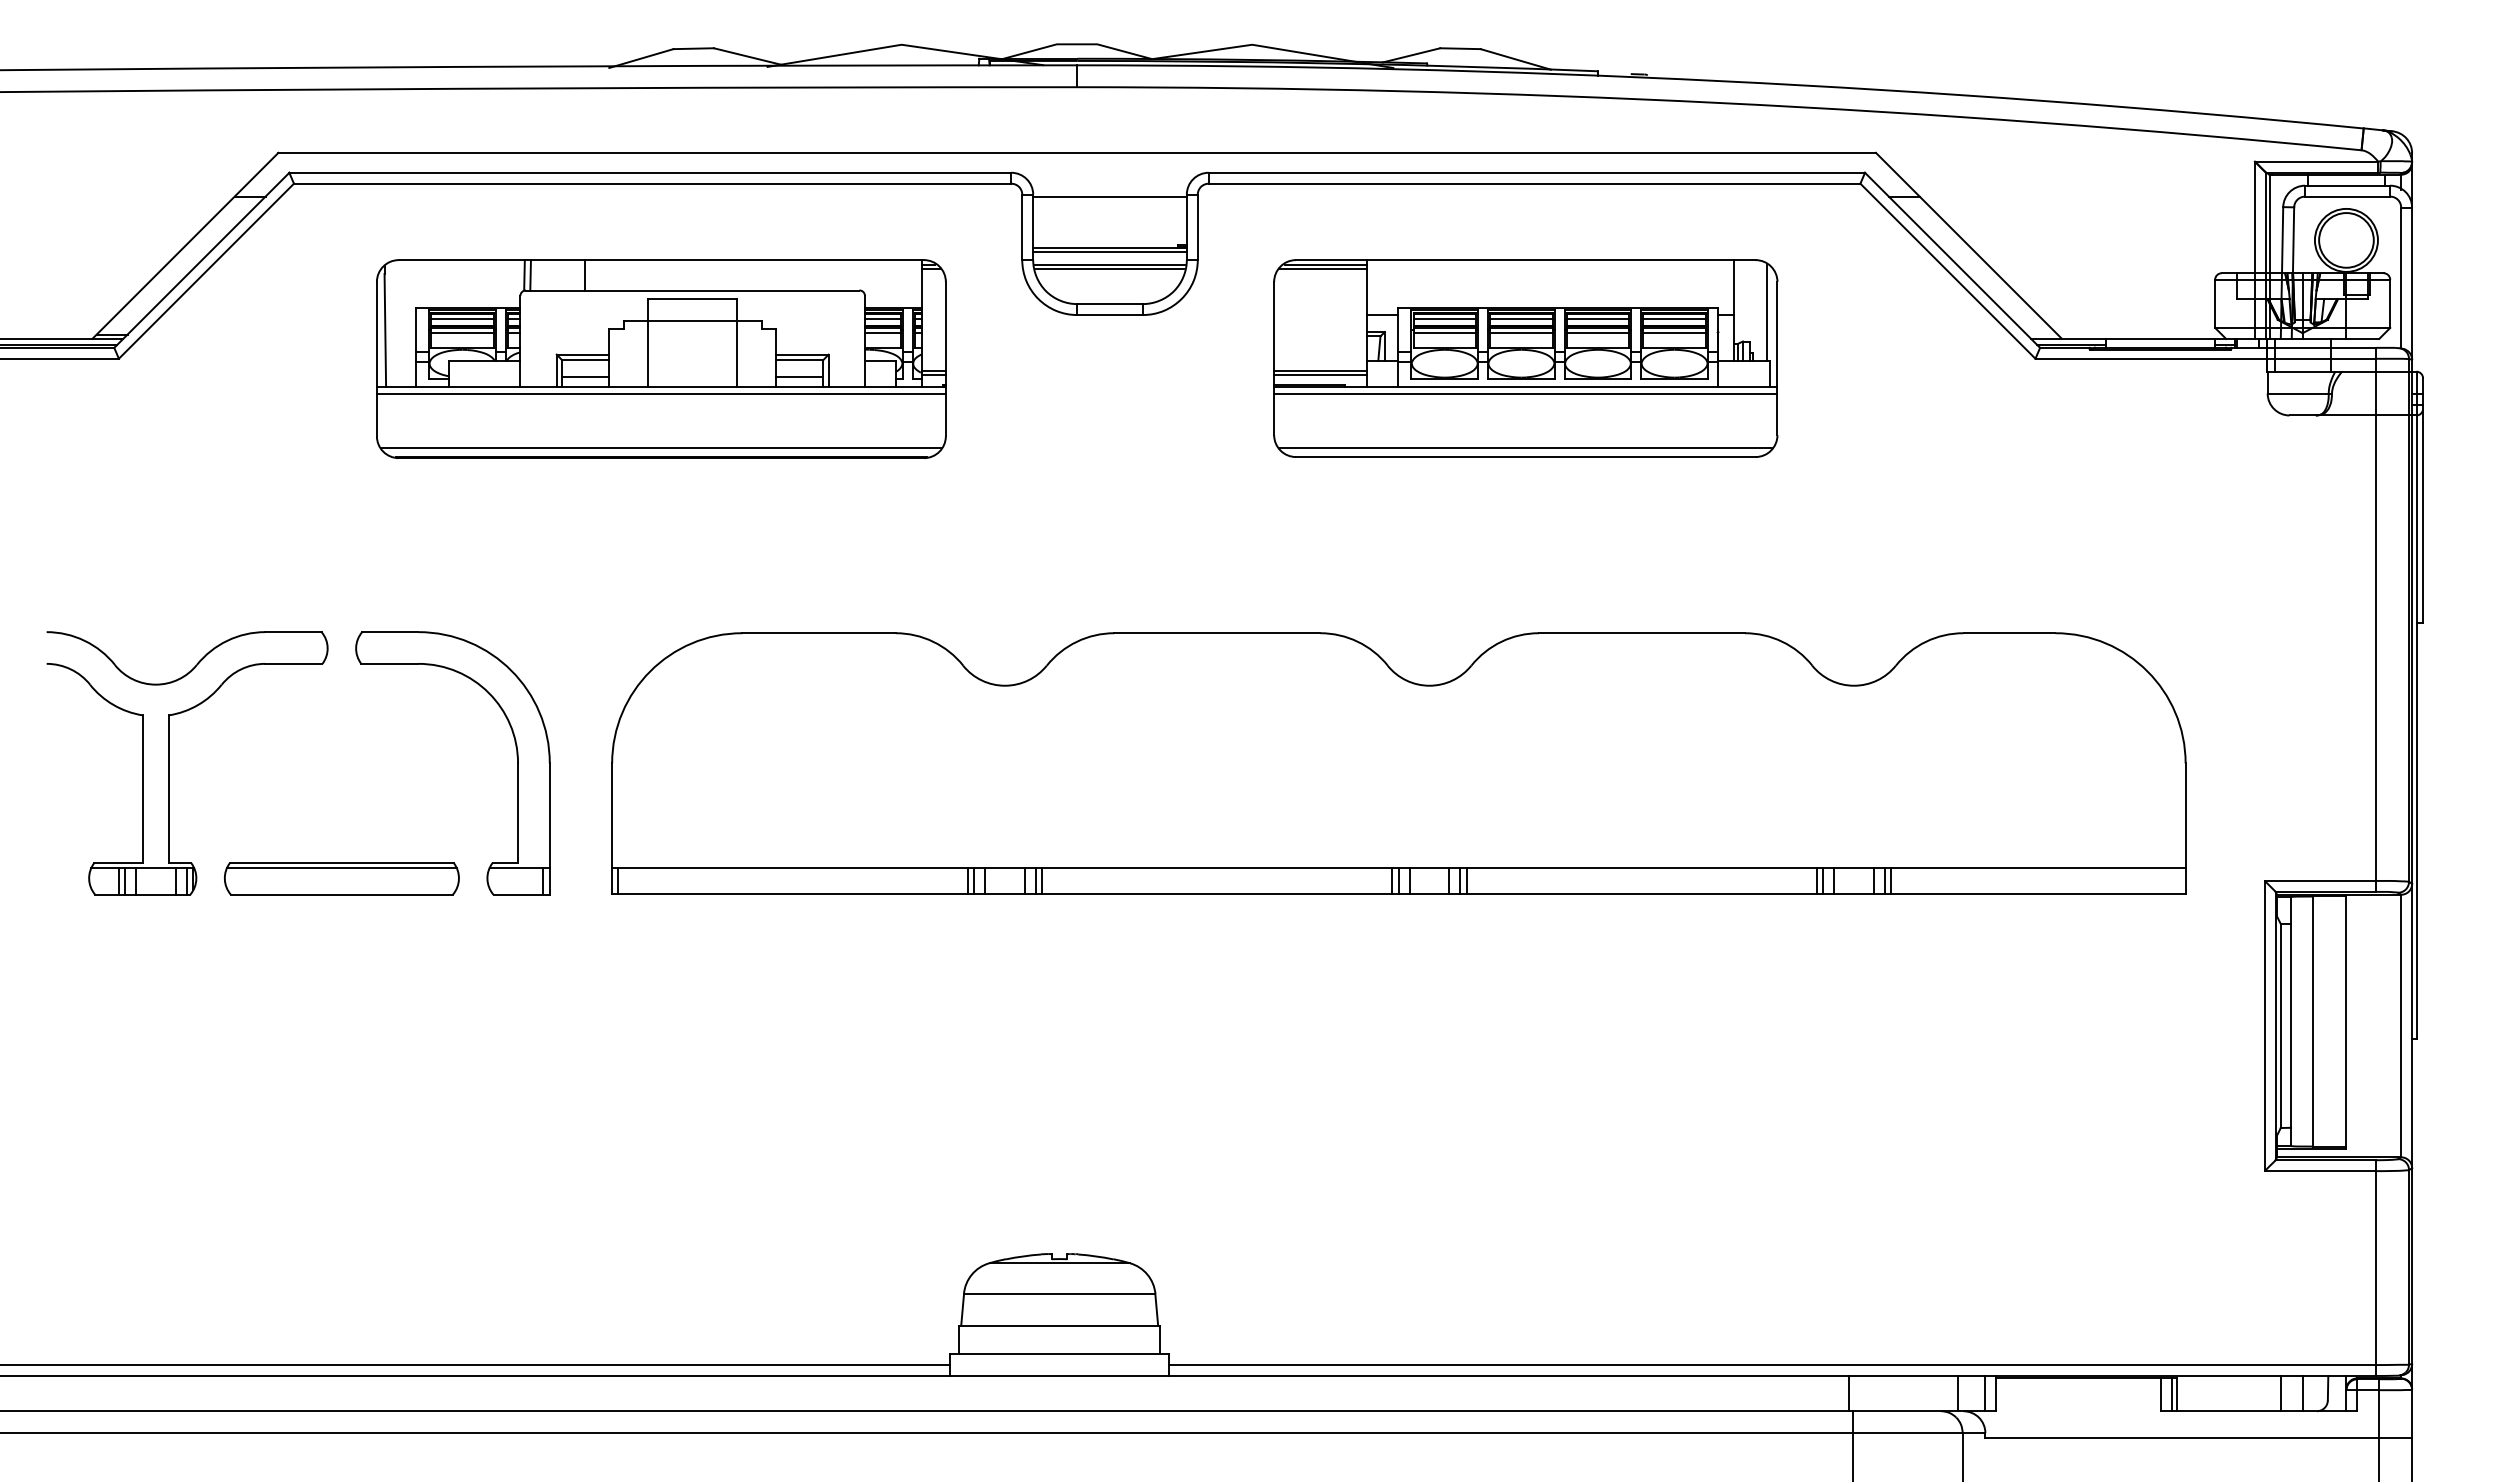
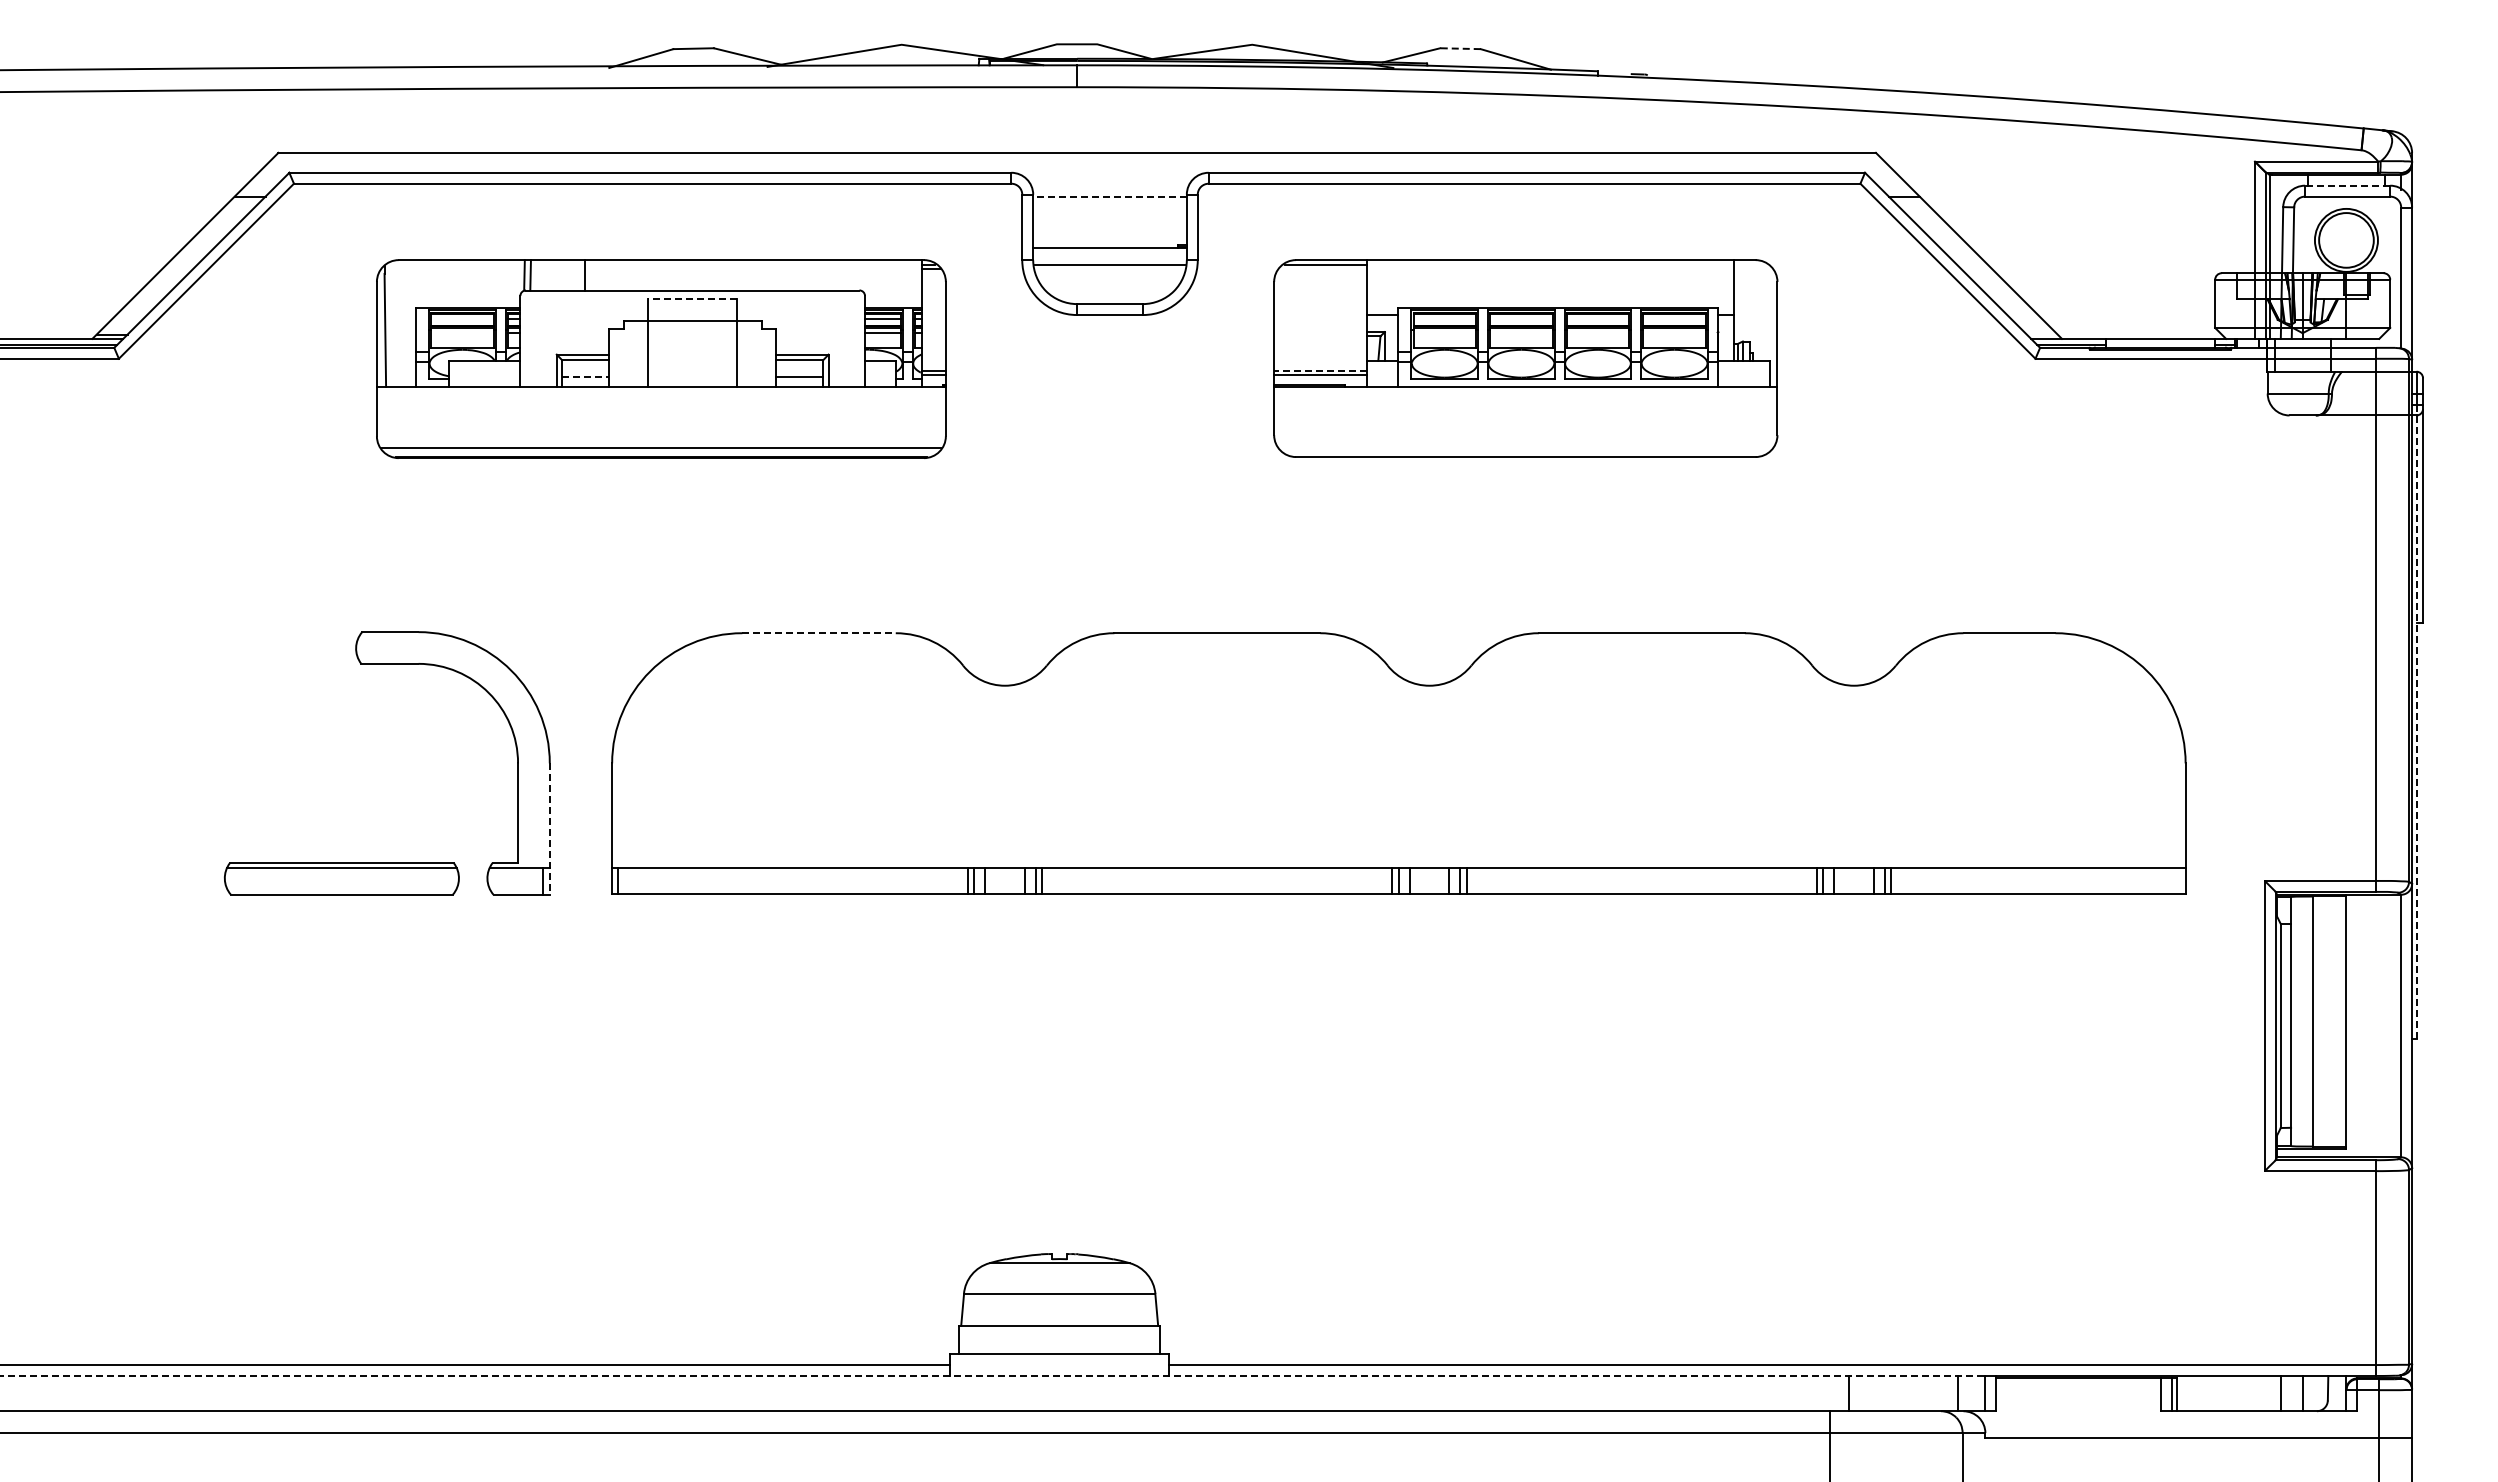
line: solid -> dashed (1460, 48)
line: solid -> dashed (2347, 185)
line: solid -> dashed (1110, 196)
line: present -> none (1109, 252)
line: present -> none (1109, 268)
line: present -> none (1322, 268)
line: solid -> dashed (692, 298)
line: present -> none (1766, 312)
line: present -> none (462, 319)
line: present -> none (1444, 319)
line: present -> none (1521, 319)
line: present -> none (1597, 319)
line: present -> none (1674, 319)
line: present -> none (462, 333)
line: present -> none (1444, 333)
line: present -> none (1521, 333)
line: present -> none (1597, 333)
line: present -> none (1674, 333)
line: solid -> dashed (1319, 370)
line: solid -> dashed (586, 376)
line: present -> none (660, 393)
line: present -> none (1525, 393)
line: present -> none (1525, 448)
line: solid -> dashed (819, 633)
line: solid -> dashed (2416, 721)
part: present -> none (169, 763)
line: solid -> dashed (549, 829)
line: solid -> dashed (992, 1376)
line position: (1853, 1444) -> (1830, 1444) (1830, 1444)
